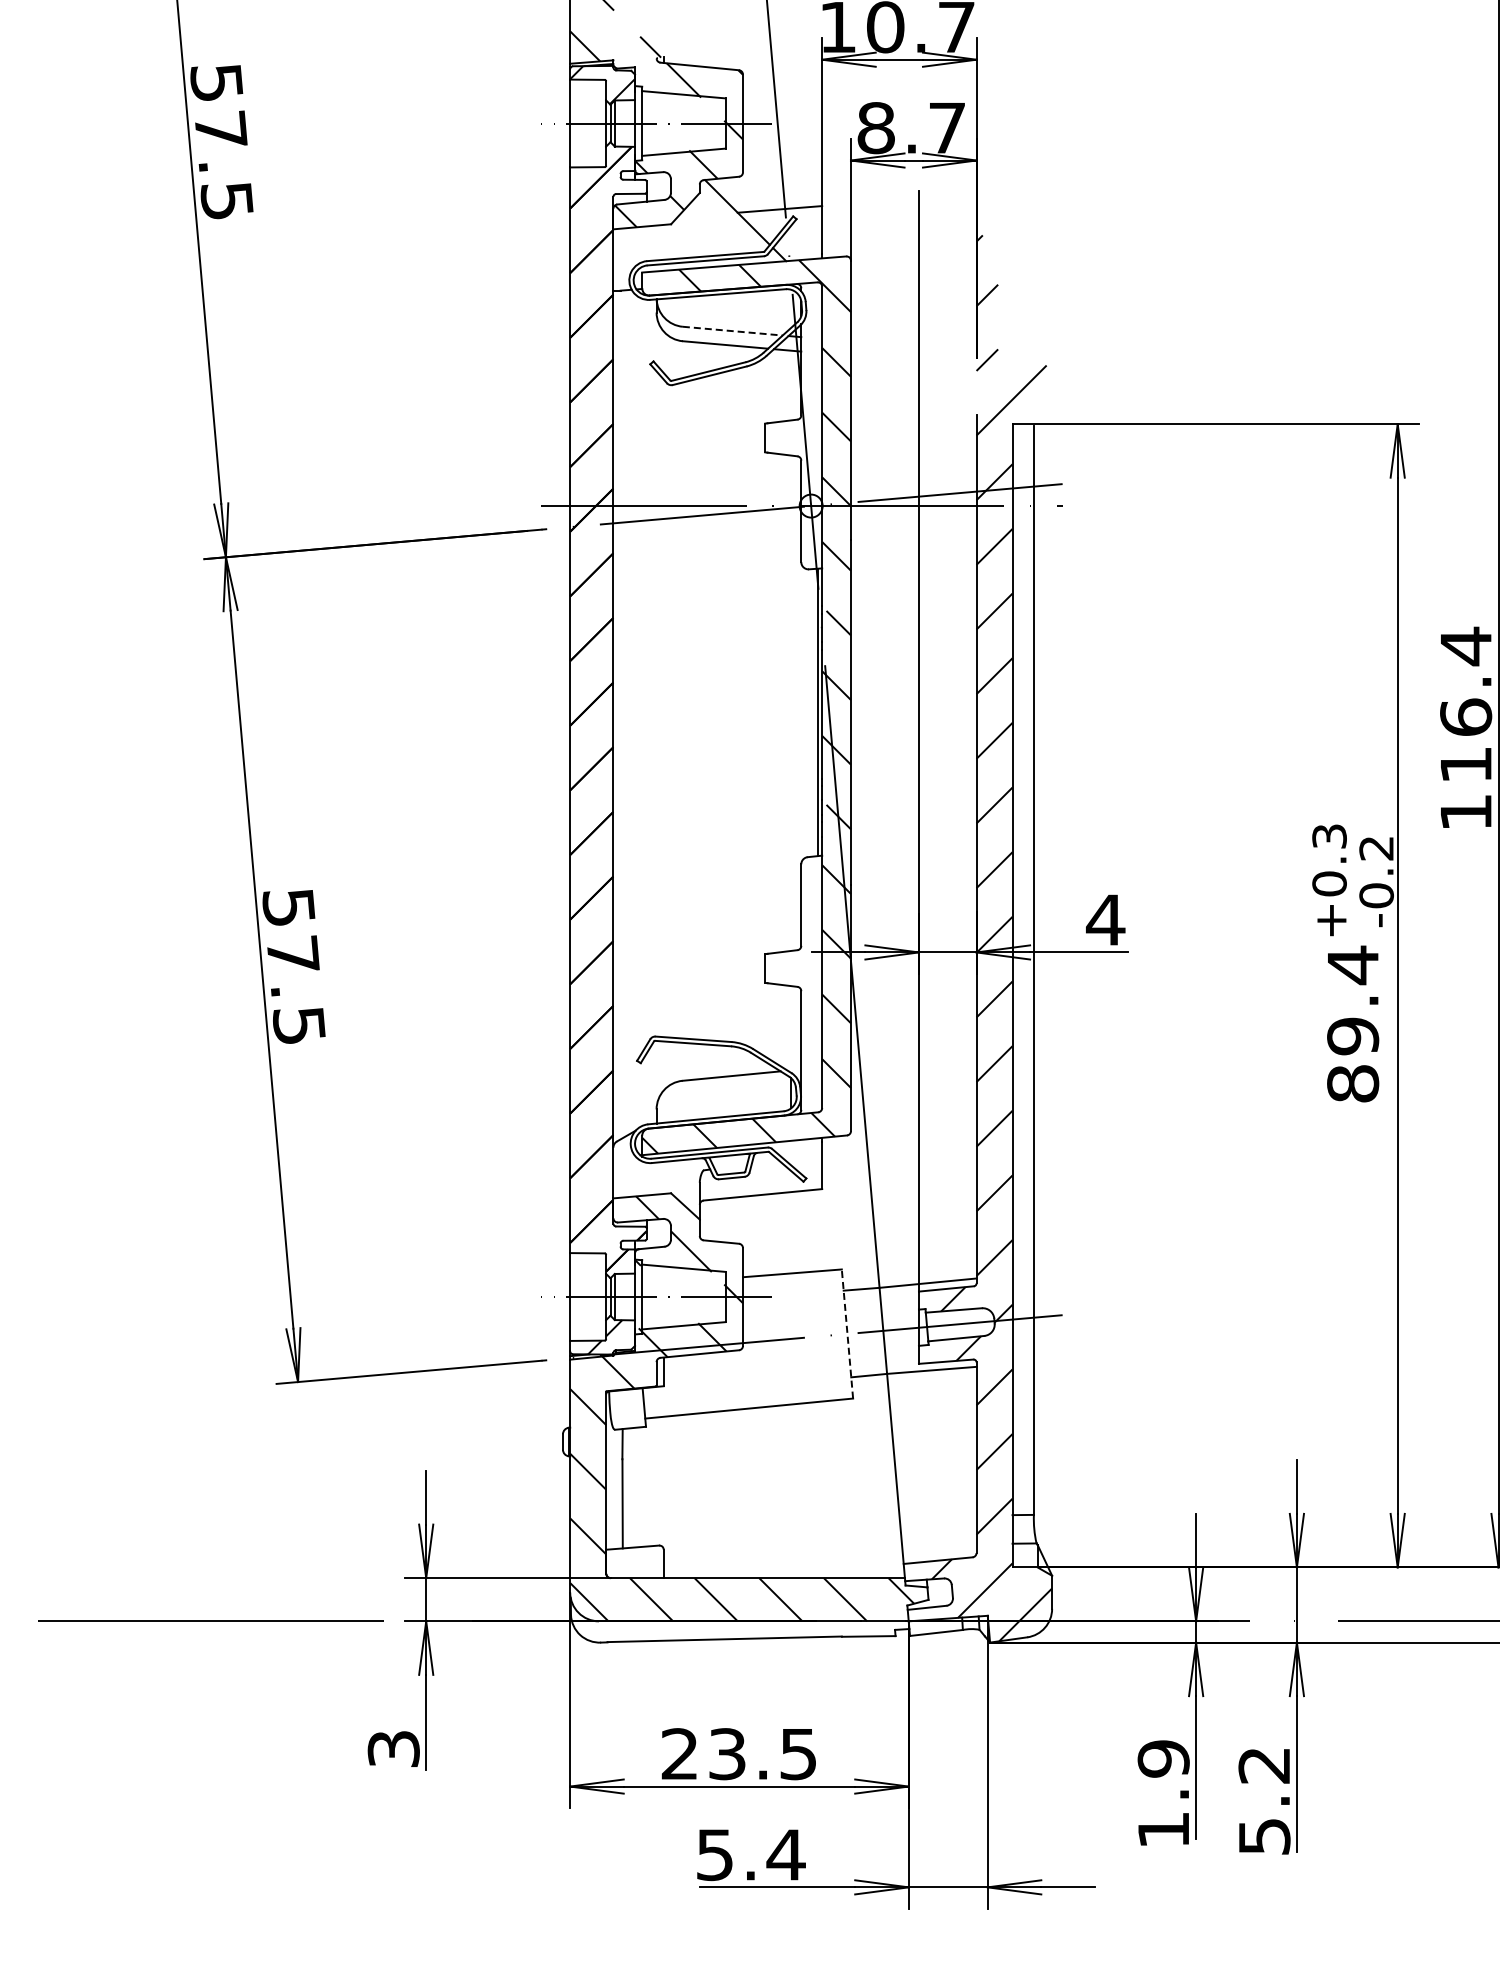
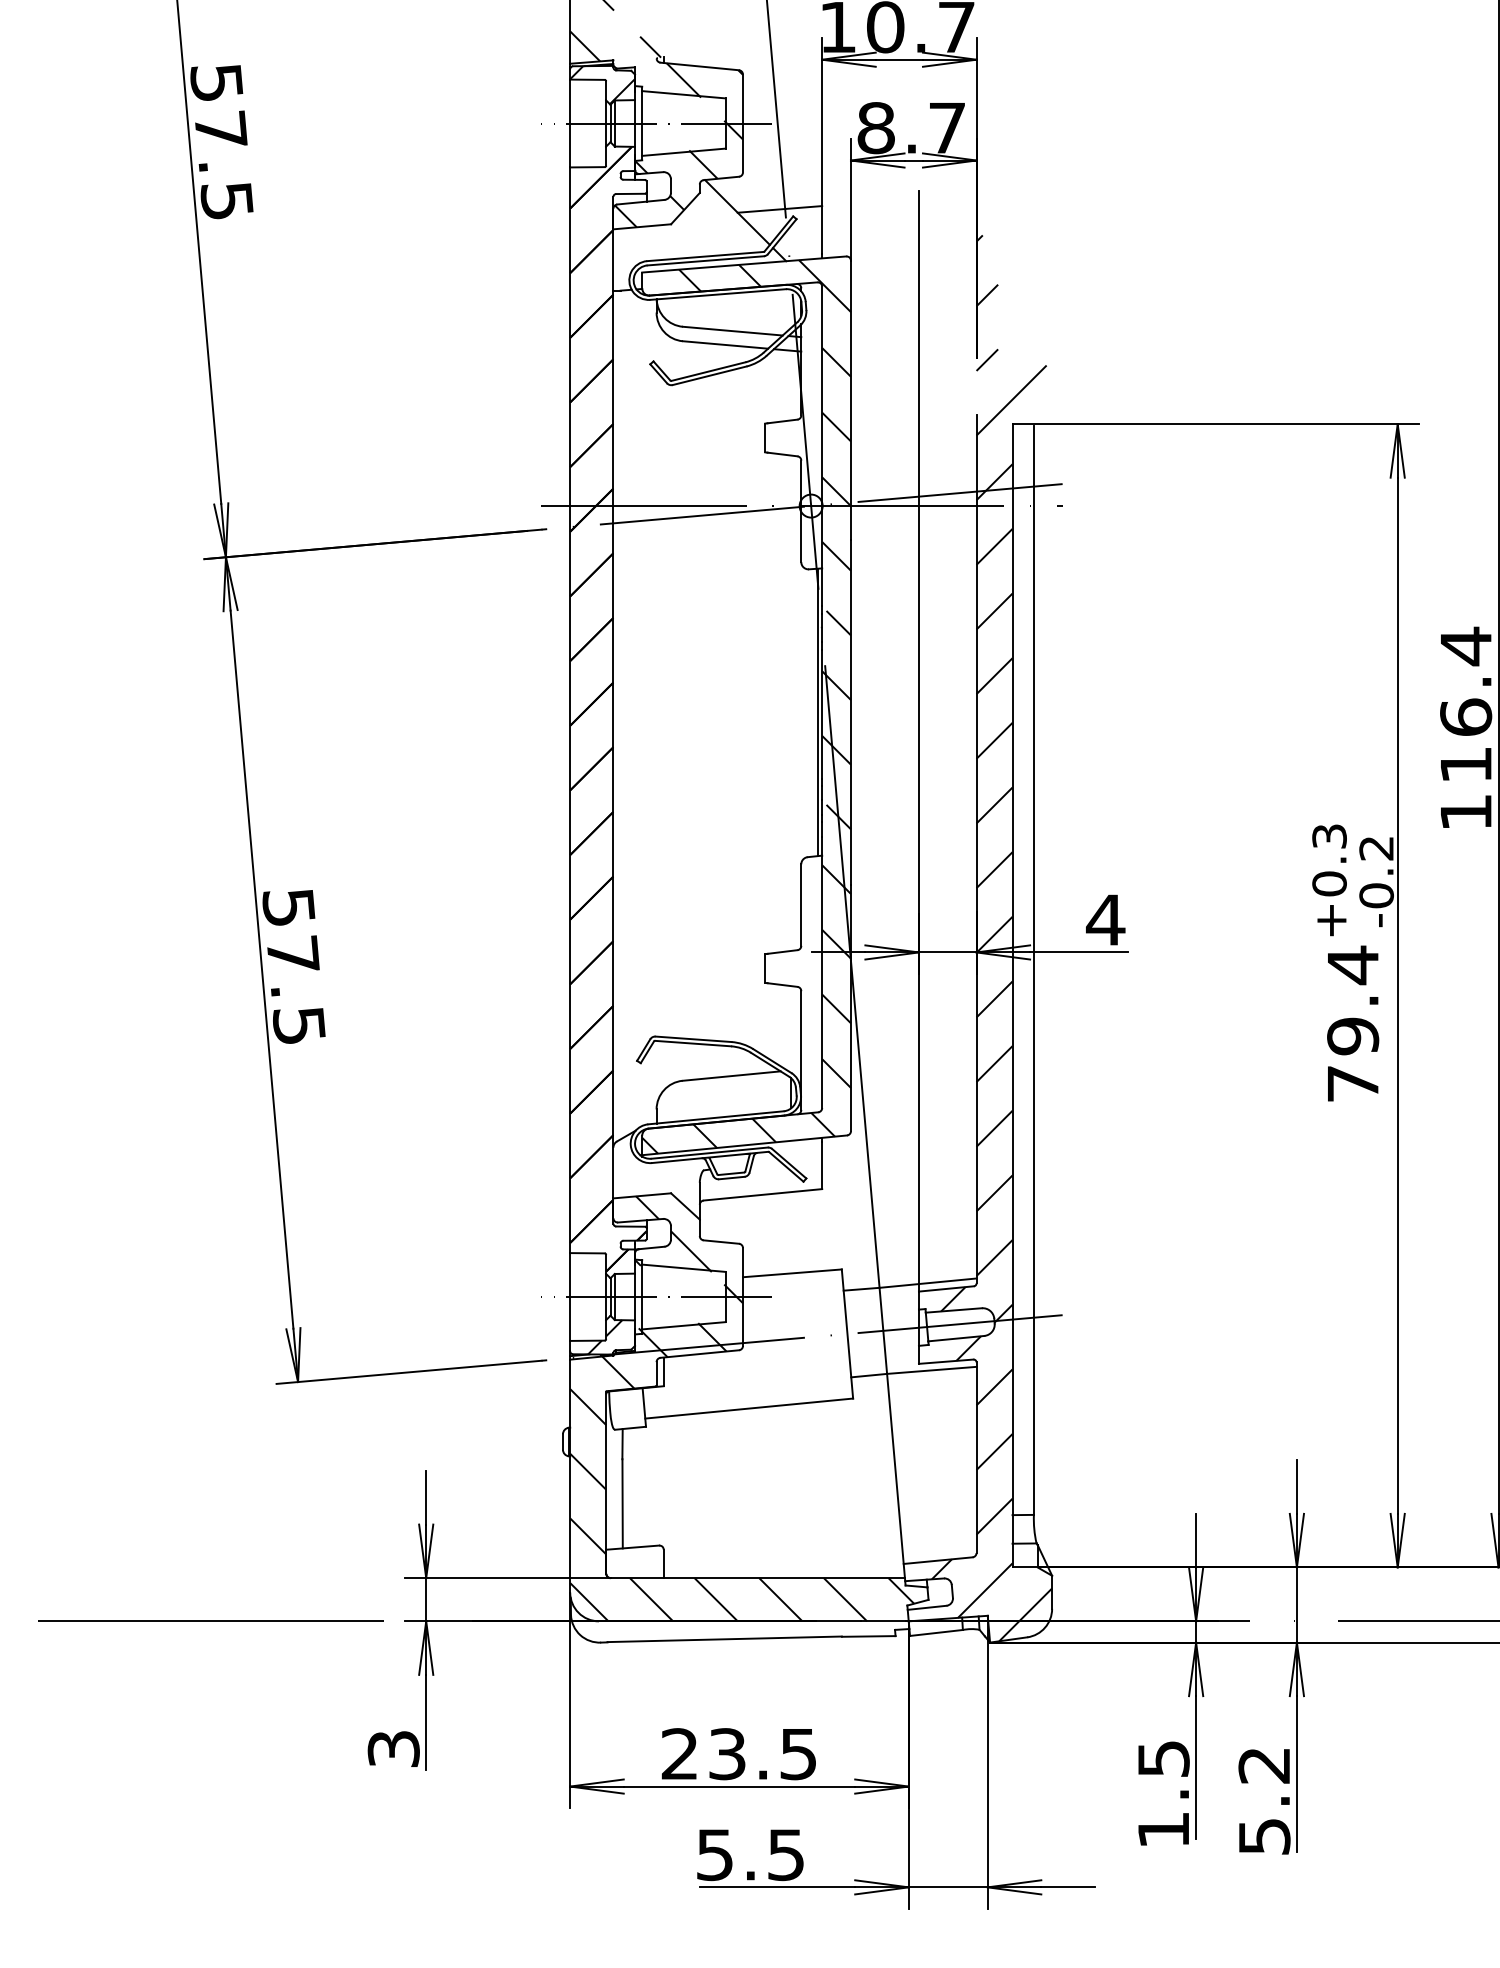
line: dashed -> solid (733, 331)
text: 89.4 -> 79.4 (1353, 1083)
line: dashed -> solid (847, 1334)
text: 1.9 -> 1.5 (1163, 1758)
text: 5.4 -> 5.5 (785, 1855)
